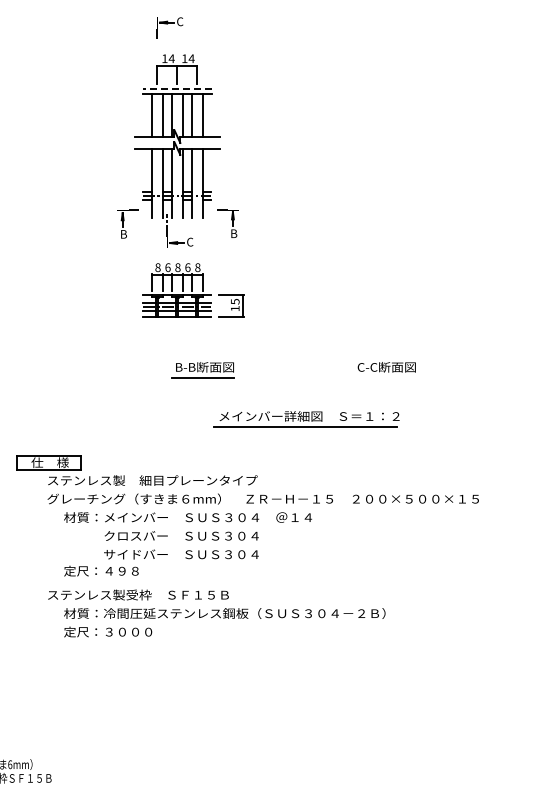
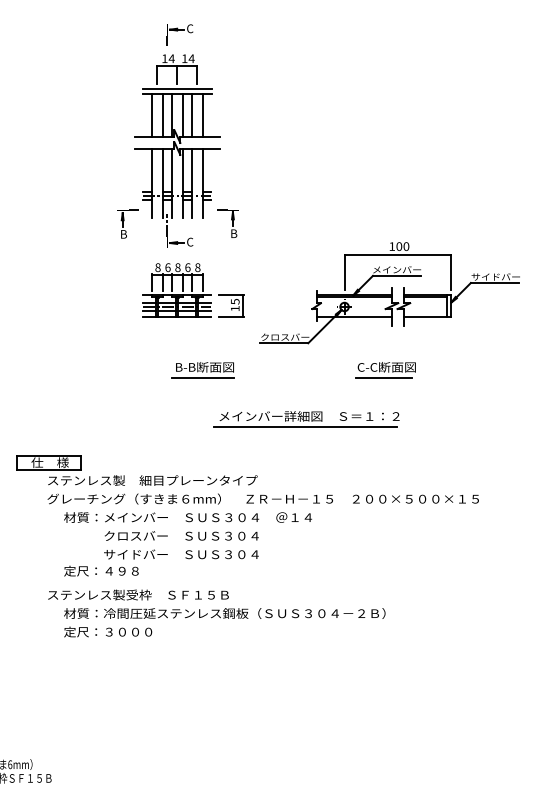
part position: (169, 27) -> (179, 34) (179, 34)
line: dashed -> solid (176, 89)
part: none -> present (389, 293)
line: none -> present (384, 377)
